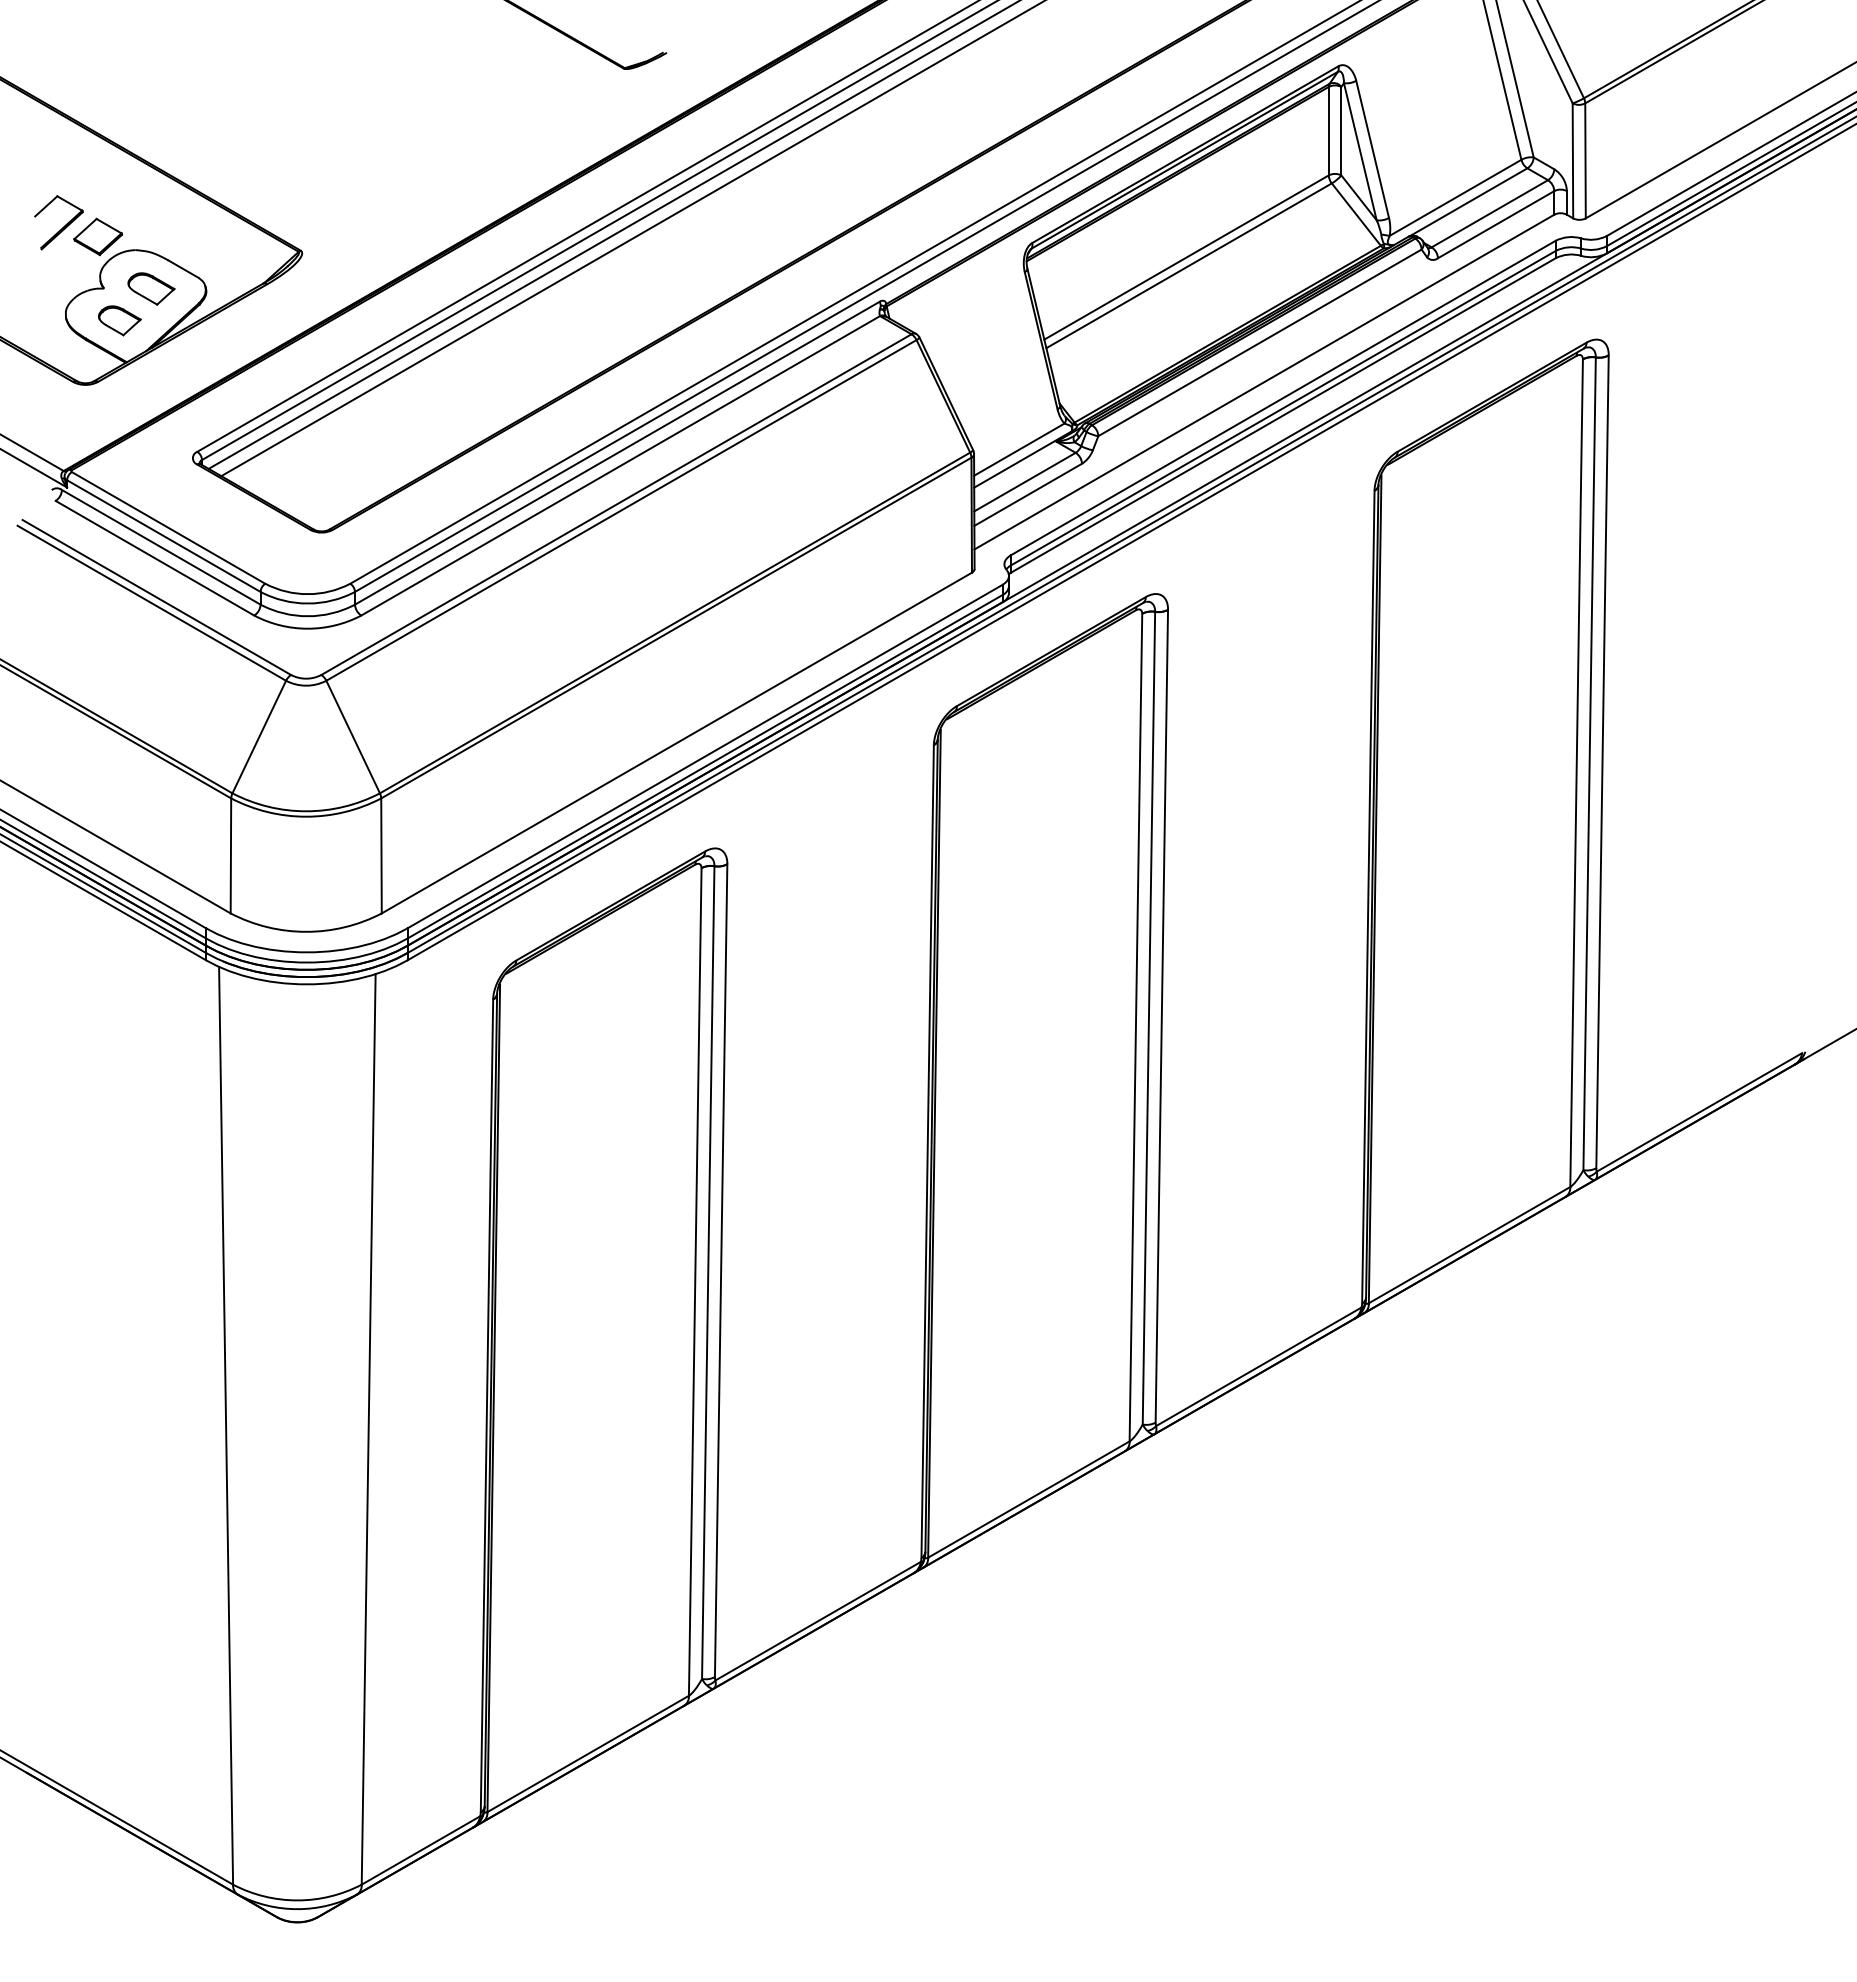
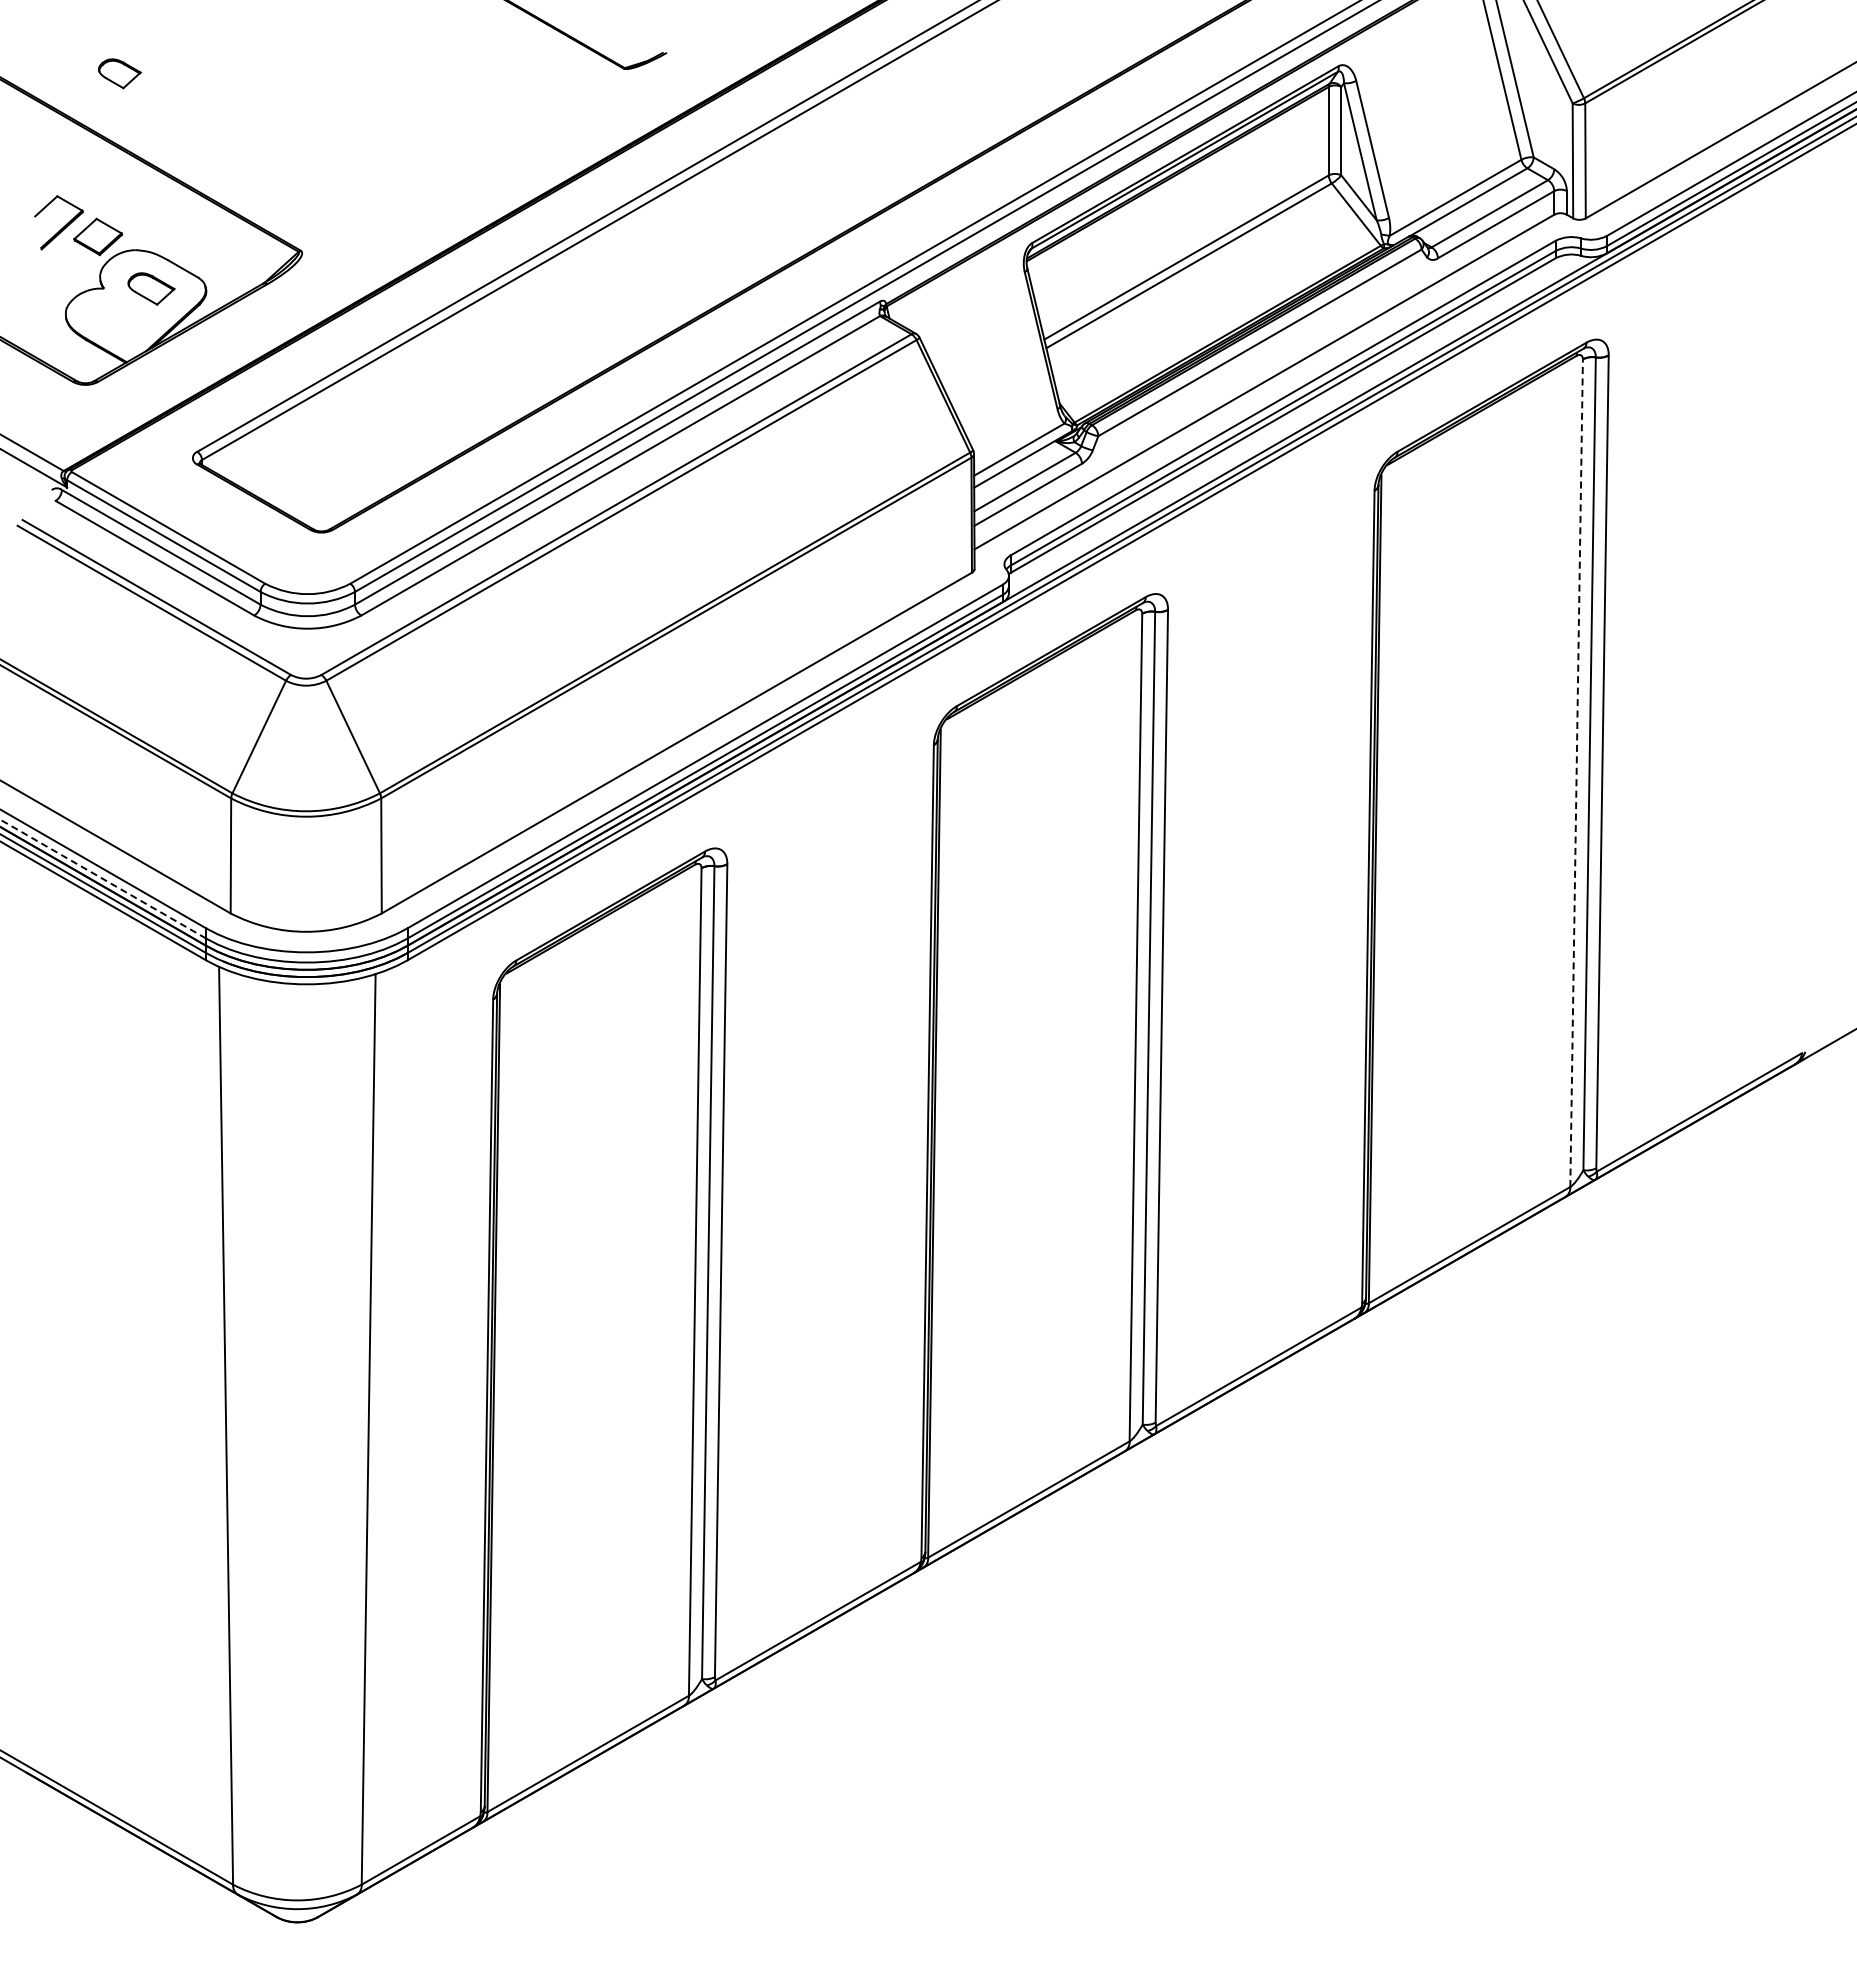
line: present -> none (612, 235)
line: present -> none (631, 239)
part position: (119, 320) -> (119, 73) (119, 73)
line: solid -> dashed (1576, 773)
line: solid -> dashed (103, 879)
